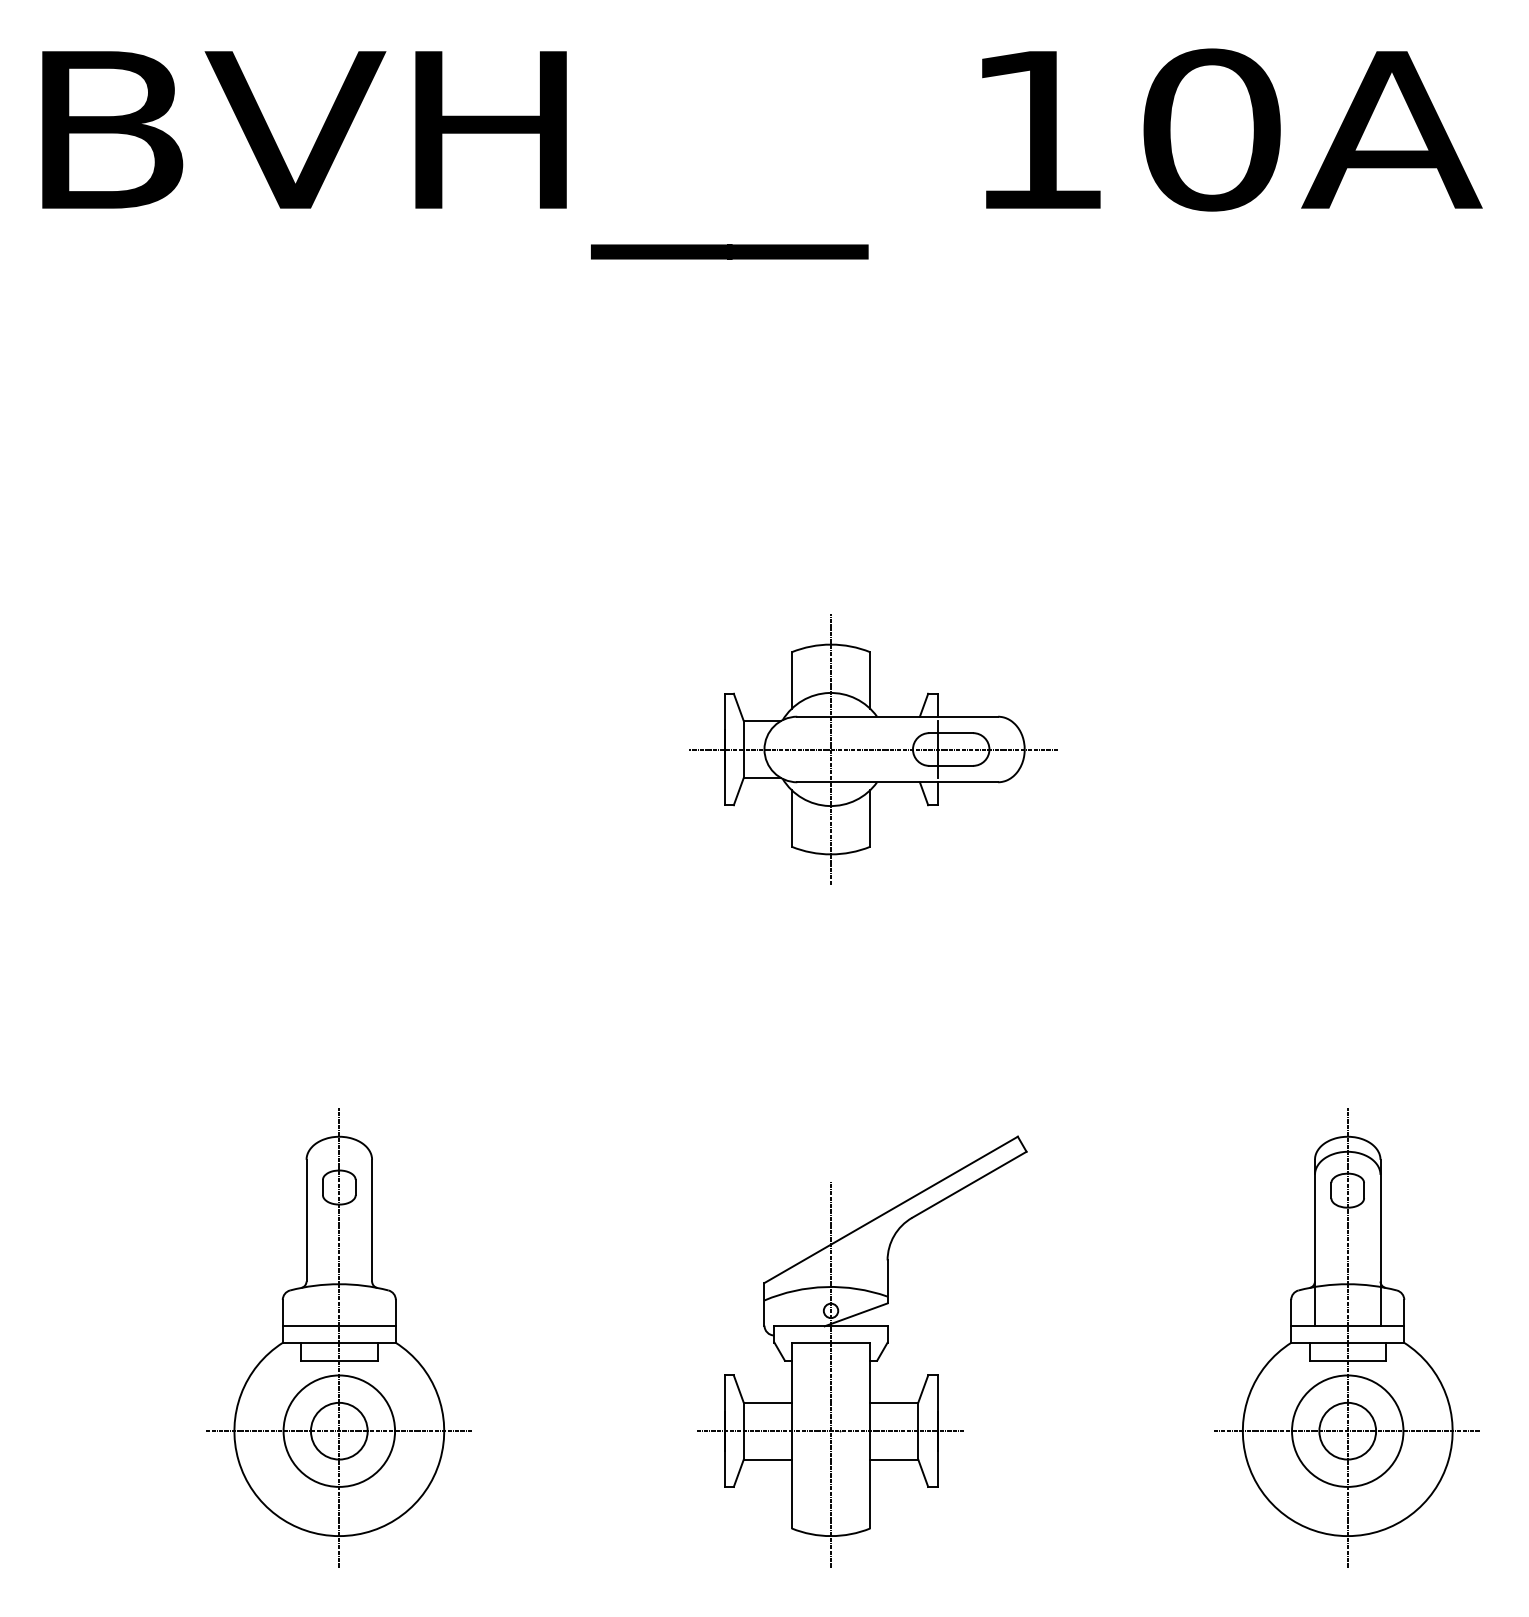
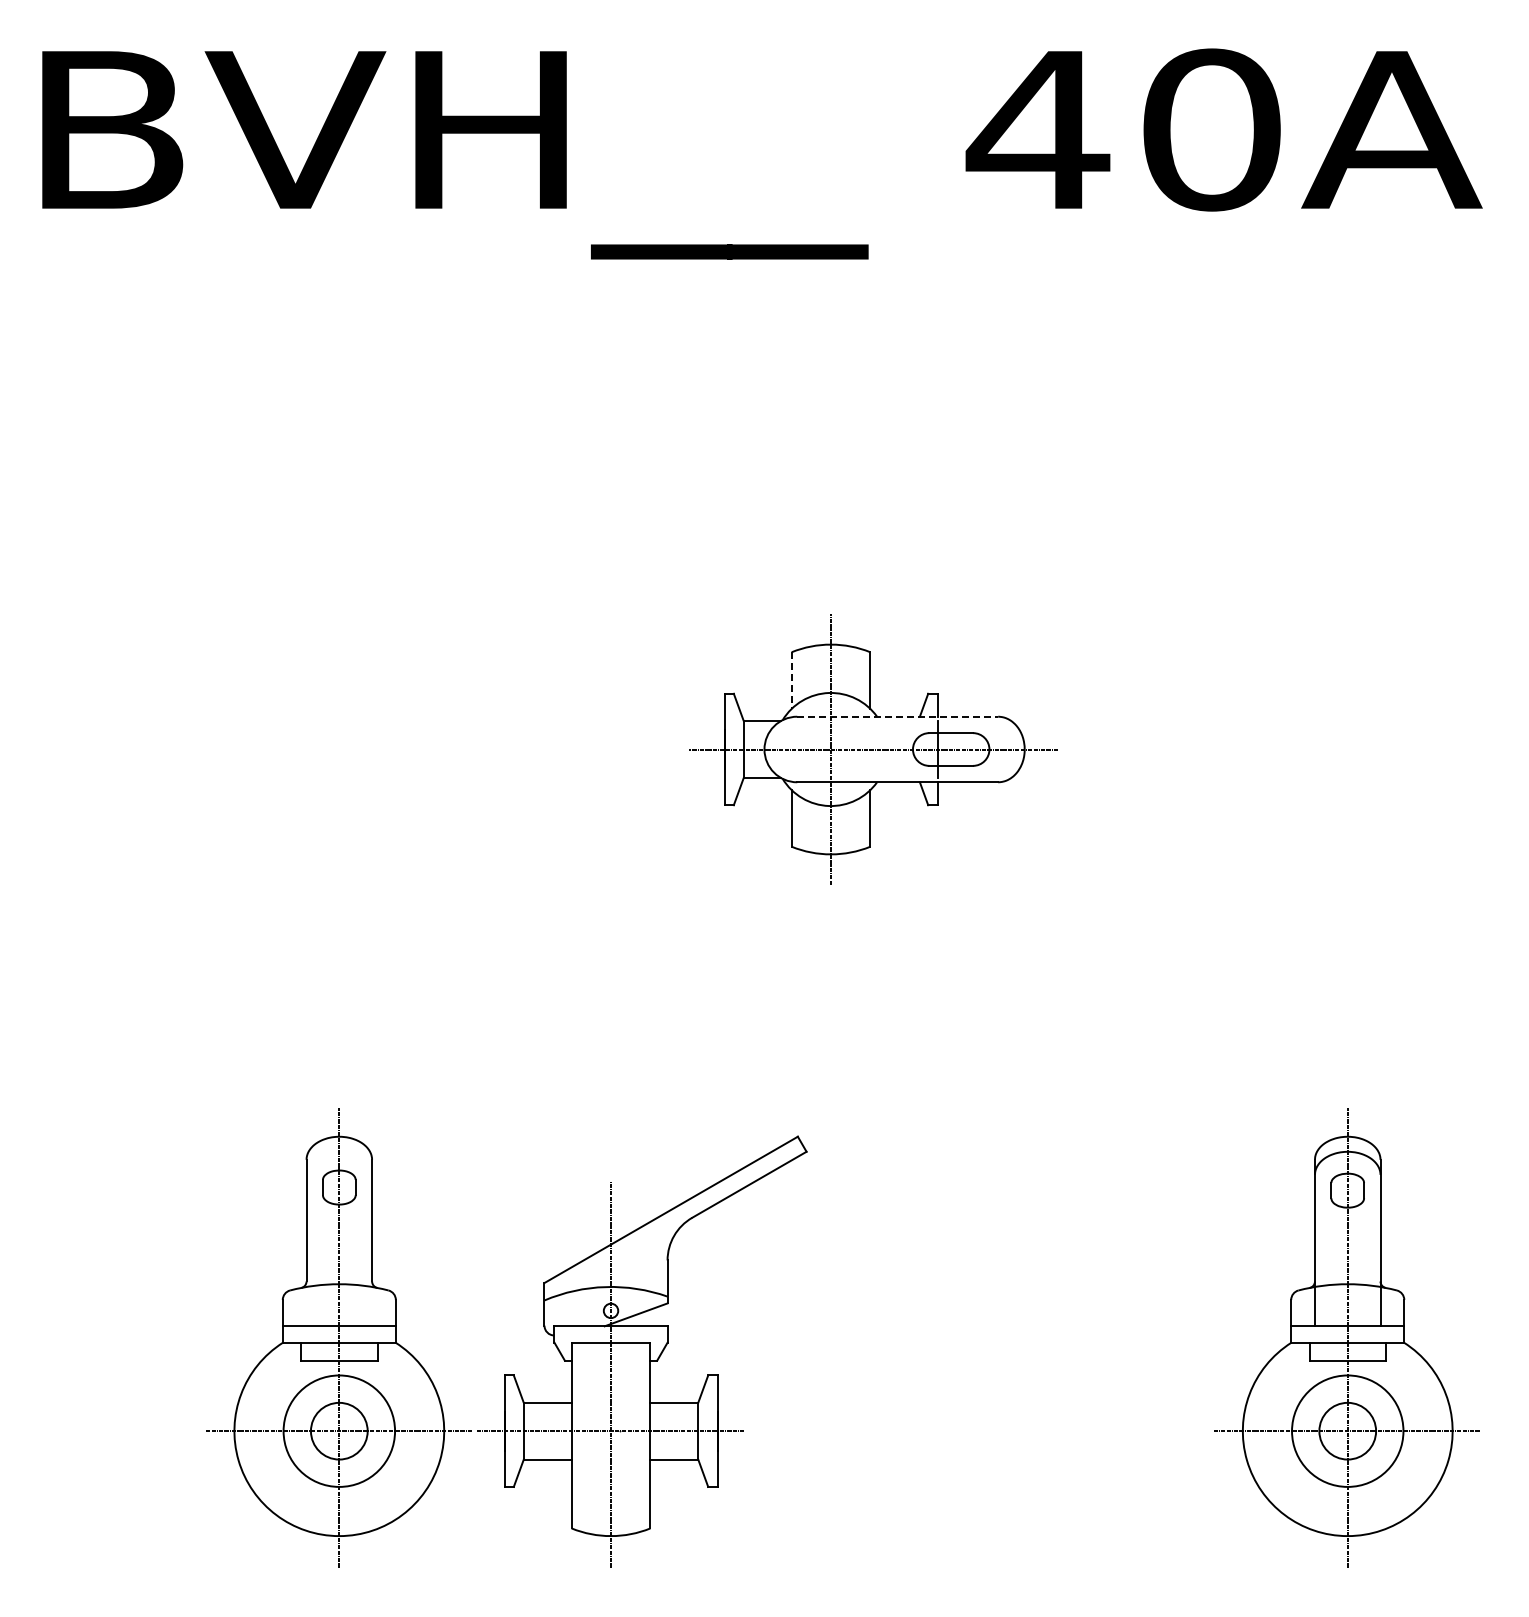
text: 10A -> 40A (1037, 129)
line: solid -> dashed (791, 681)
line: solid -> dashed (898, 716)
part position: (862, 1351) -> (642, 1351) (642, 1351)
